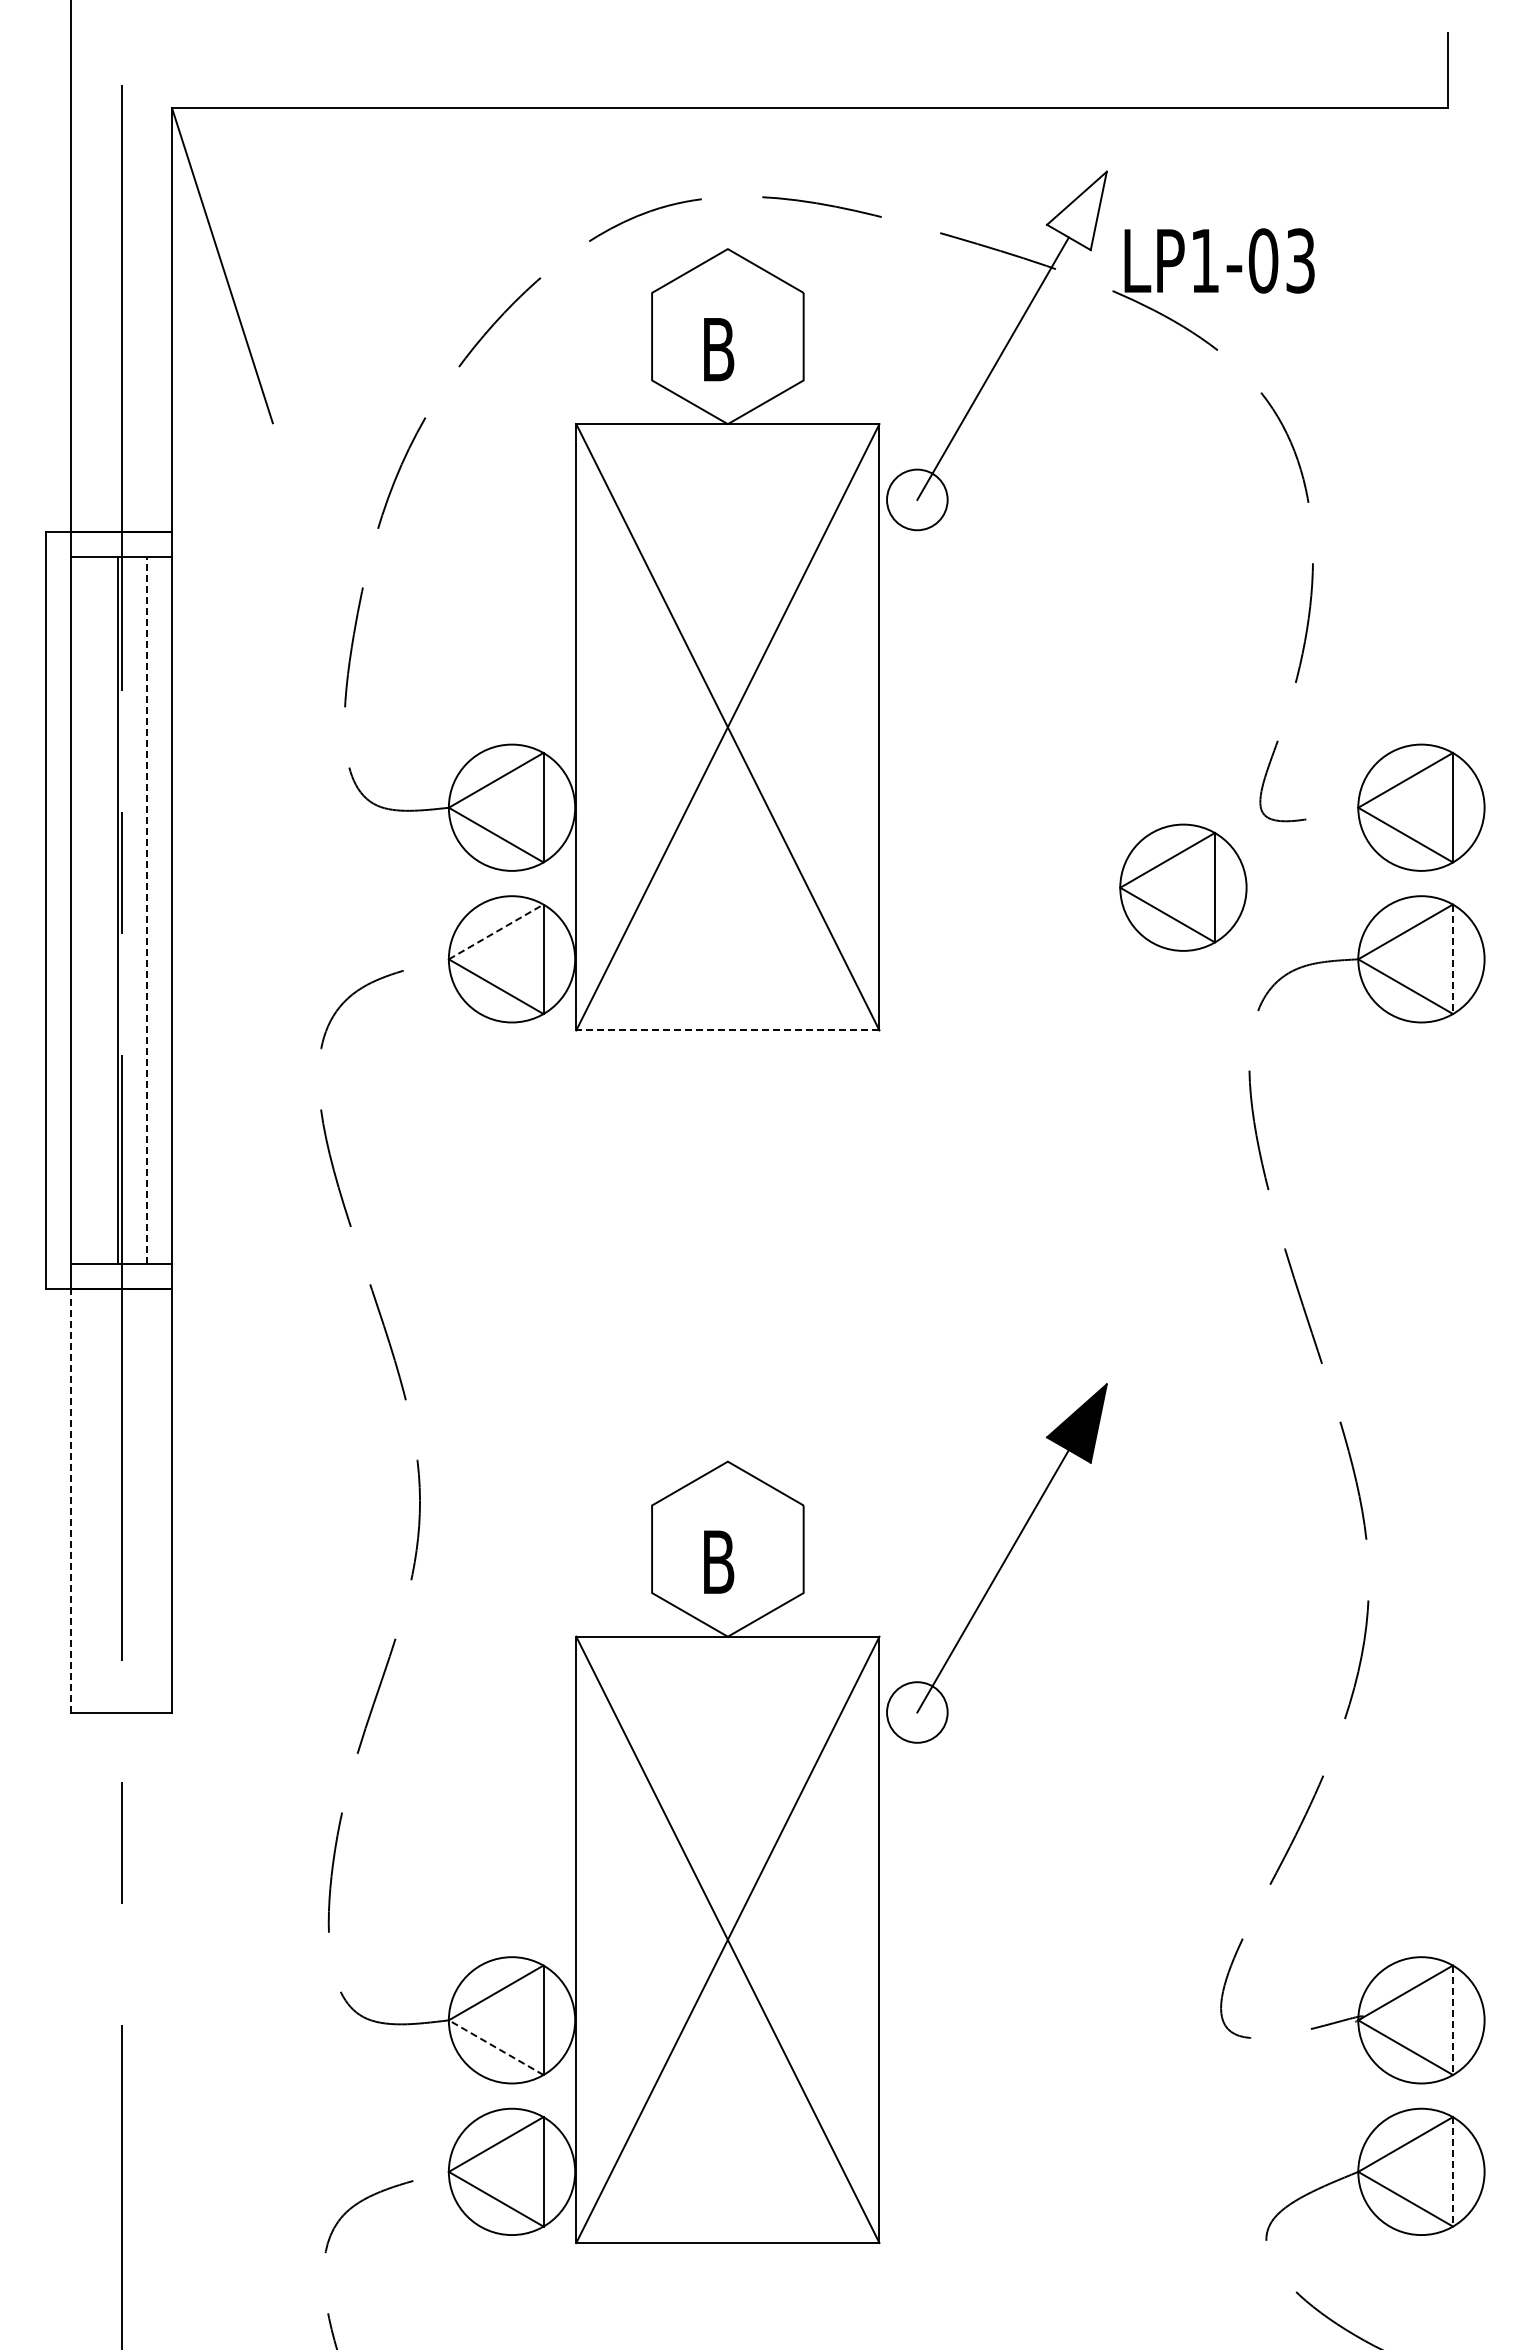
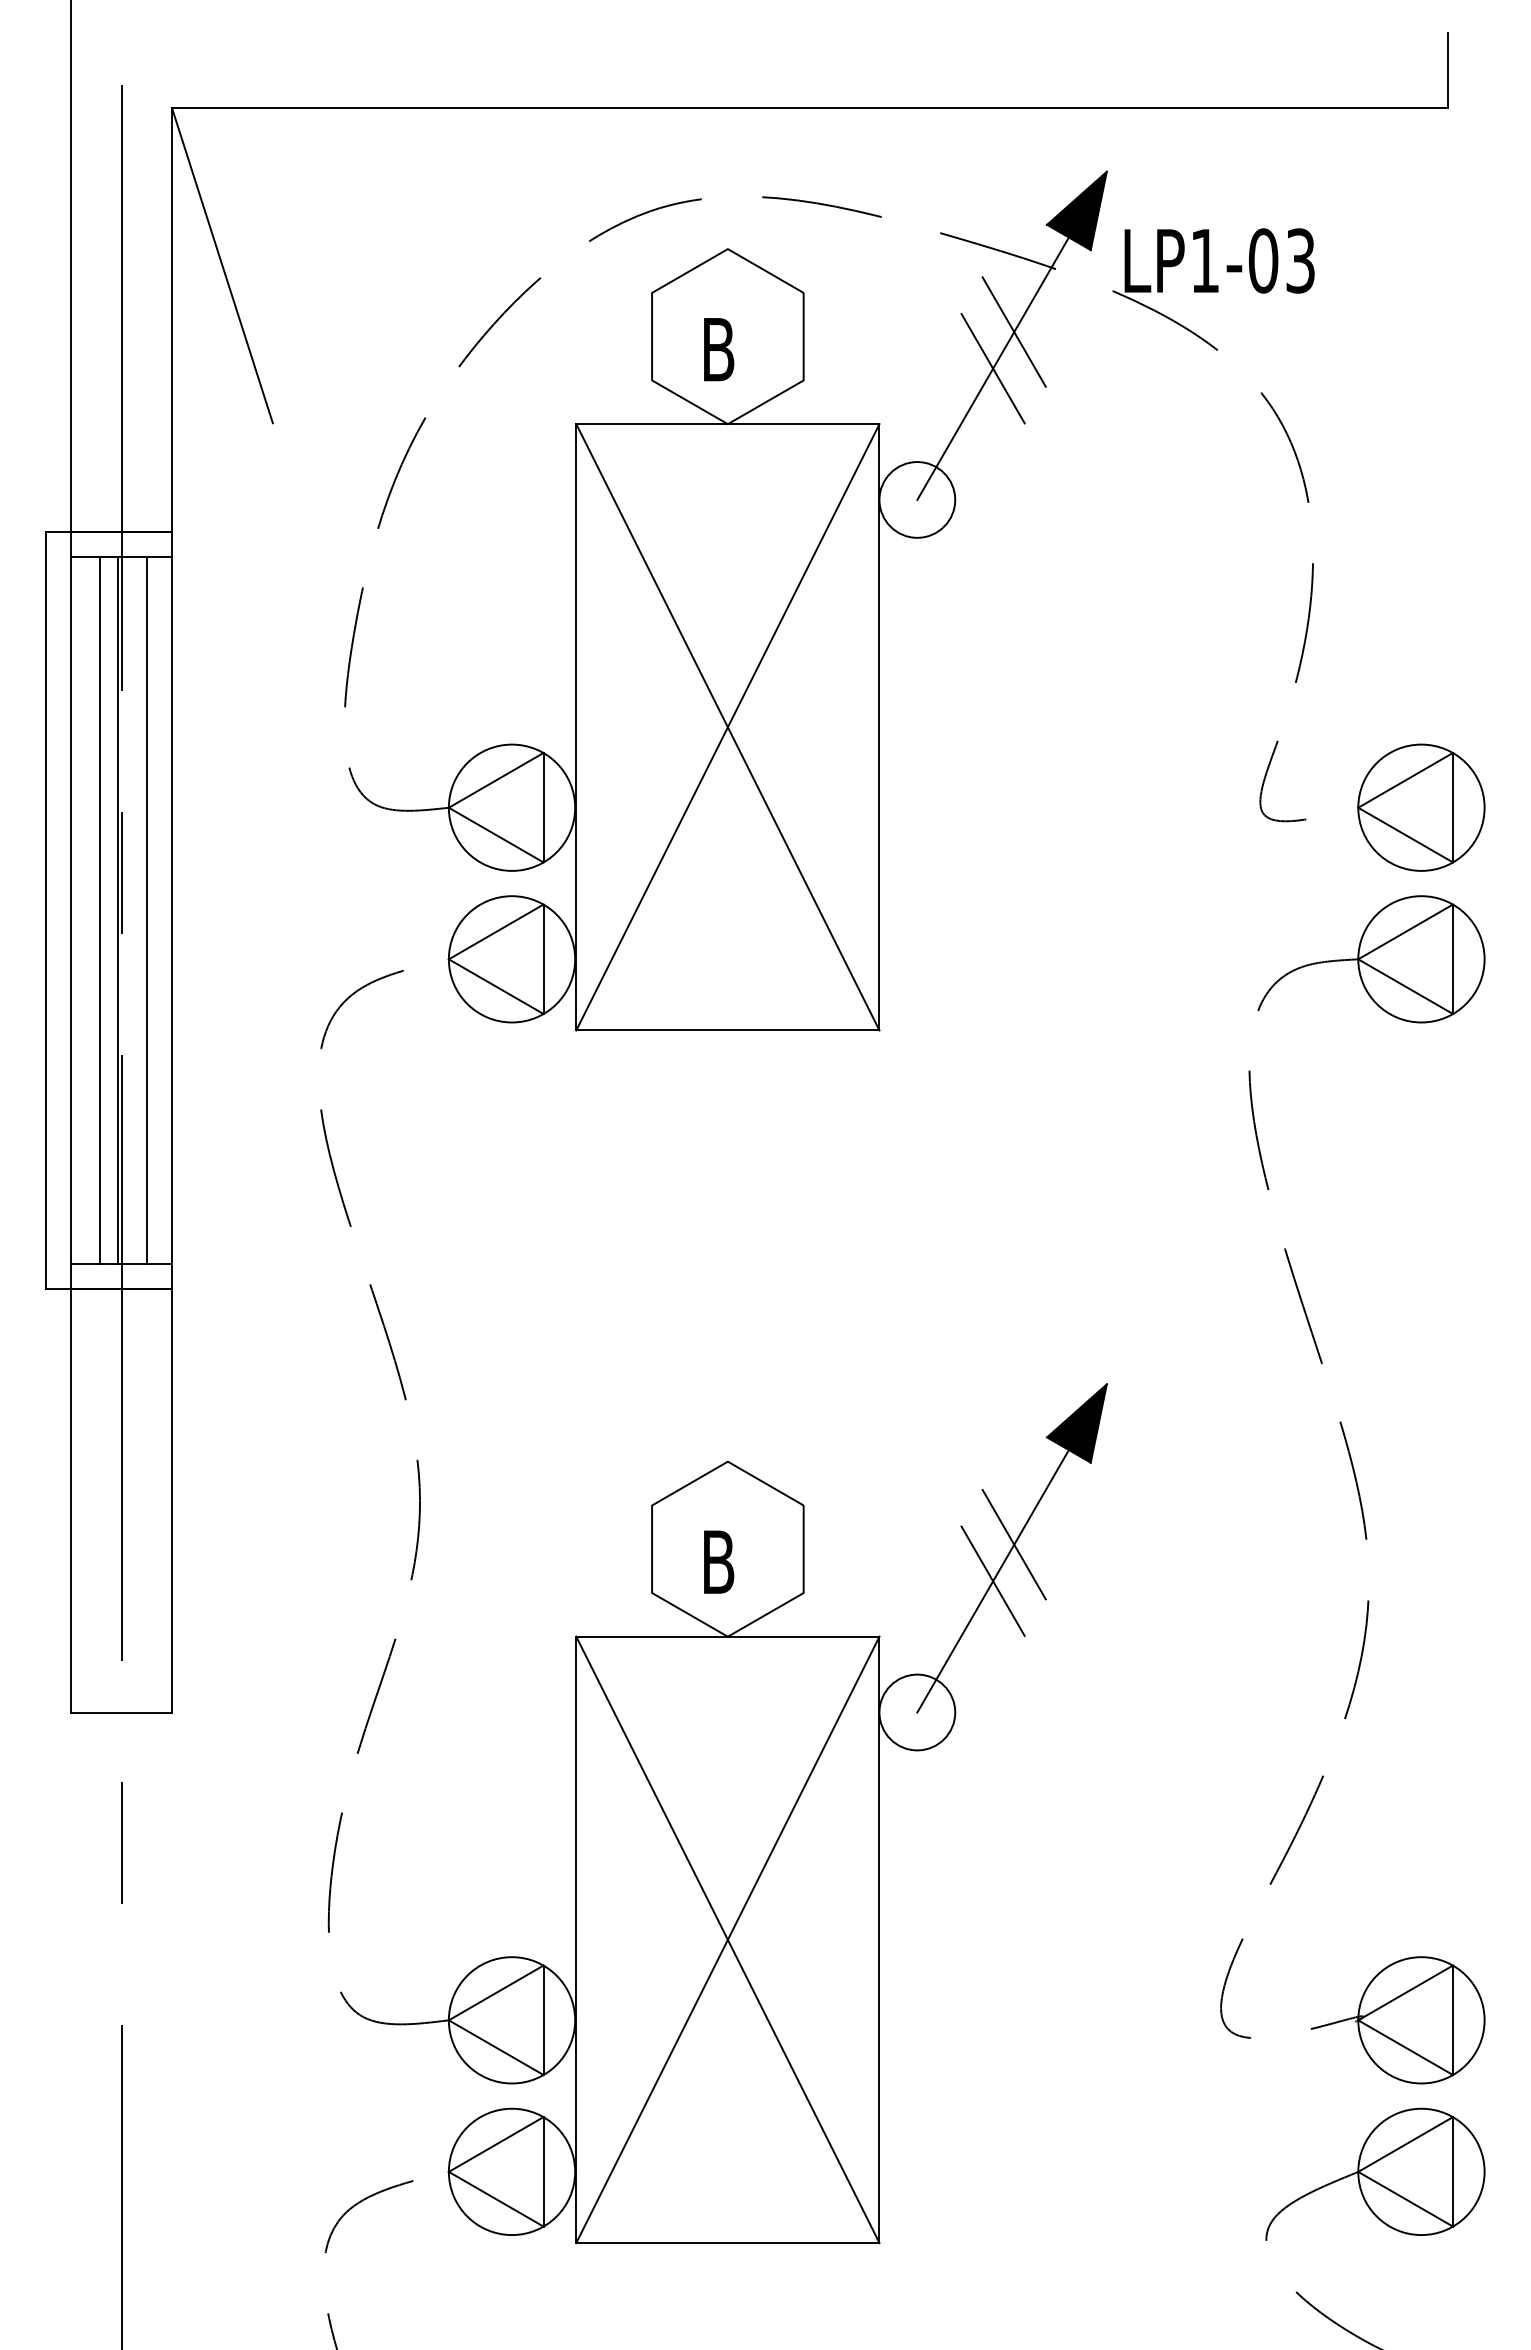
fill: none -> present (1076, 210)
line: none -> present (1013, 331)
line: none -> present (992, 368)
circle diameter: 61 px -> 76 px (917, 499)
part: present -> none (1183, 887)
line: none -> present (99, 910)
line: dashed -> solid (146, 910)
line: dashed -> solid (496, 931)
line: dashed -> solid (1453, 959)
line: dashed -> solid (727, 1030)
line: dashed -> solid (71, 1500)
line: none -> present (1013, 1544)
line: none -> present (992, 1580)
circle diameter: 61 px -> 76 px (917, 1712)
line: dashed -> solid (1453, 2020)
line: dashed -> solid (496, 2047)
line: dashed -> solid (1453, 2171)
